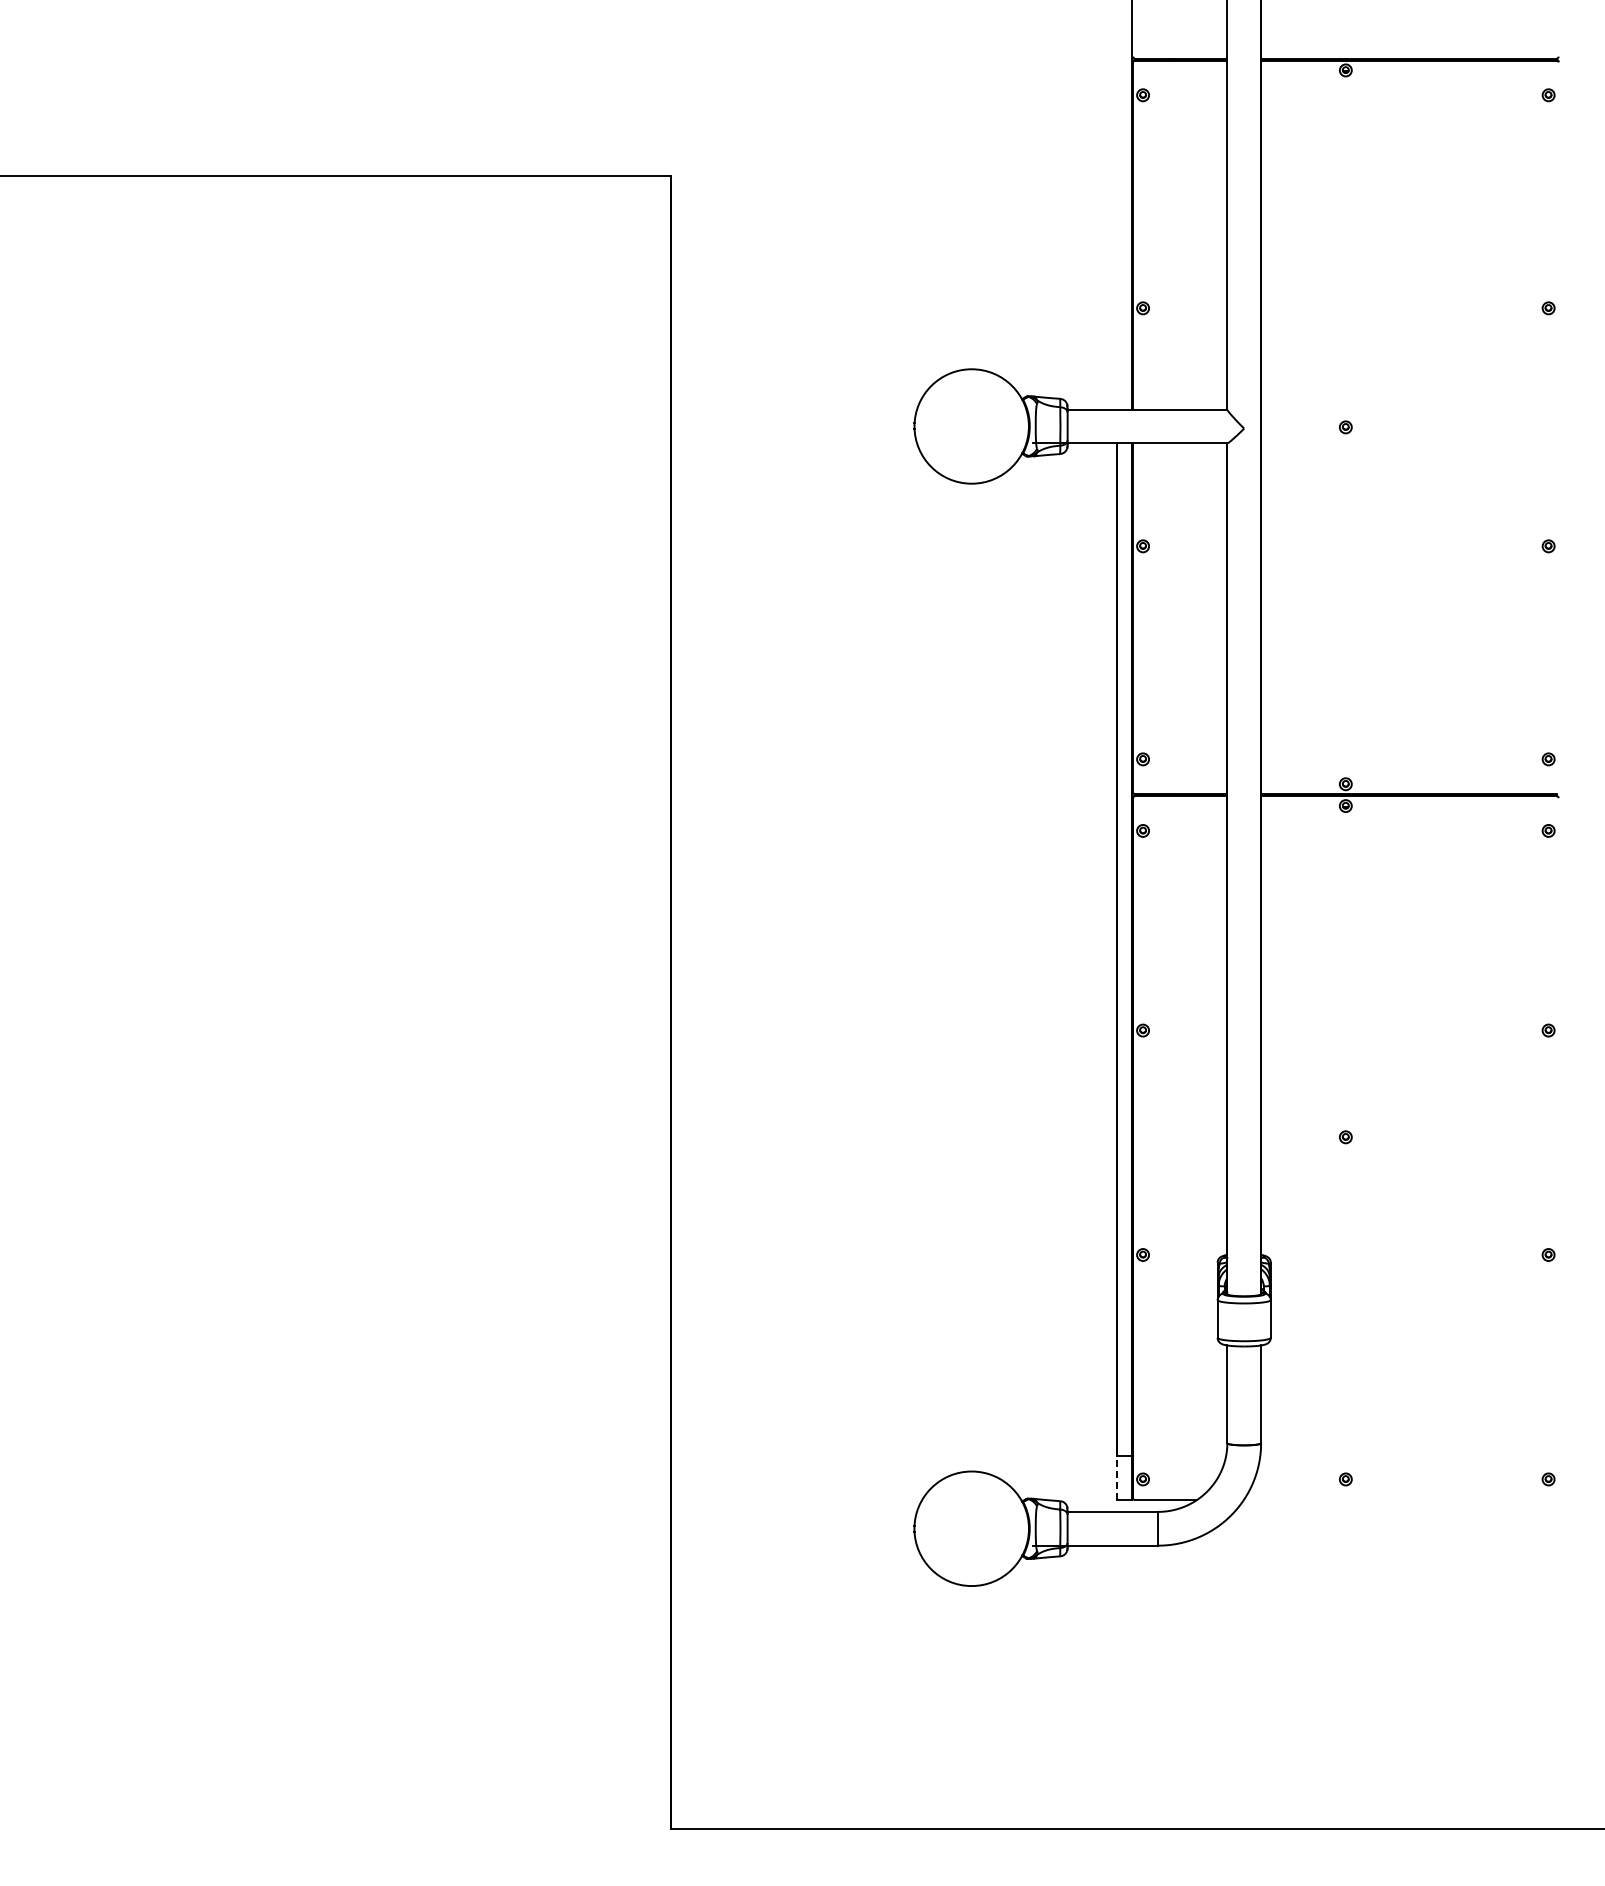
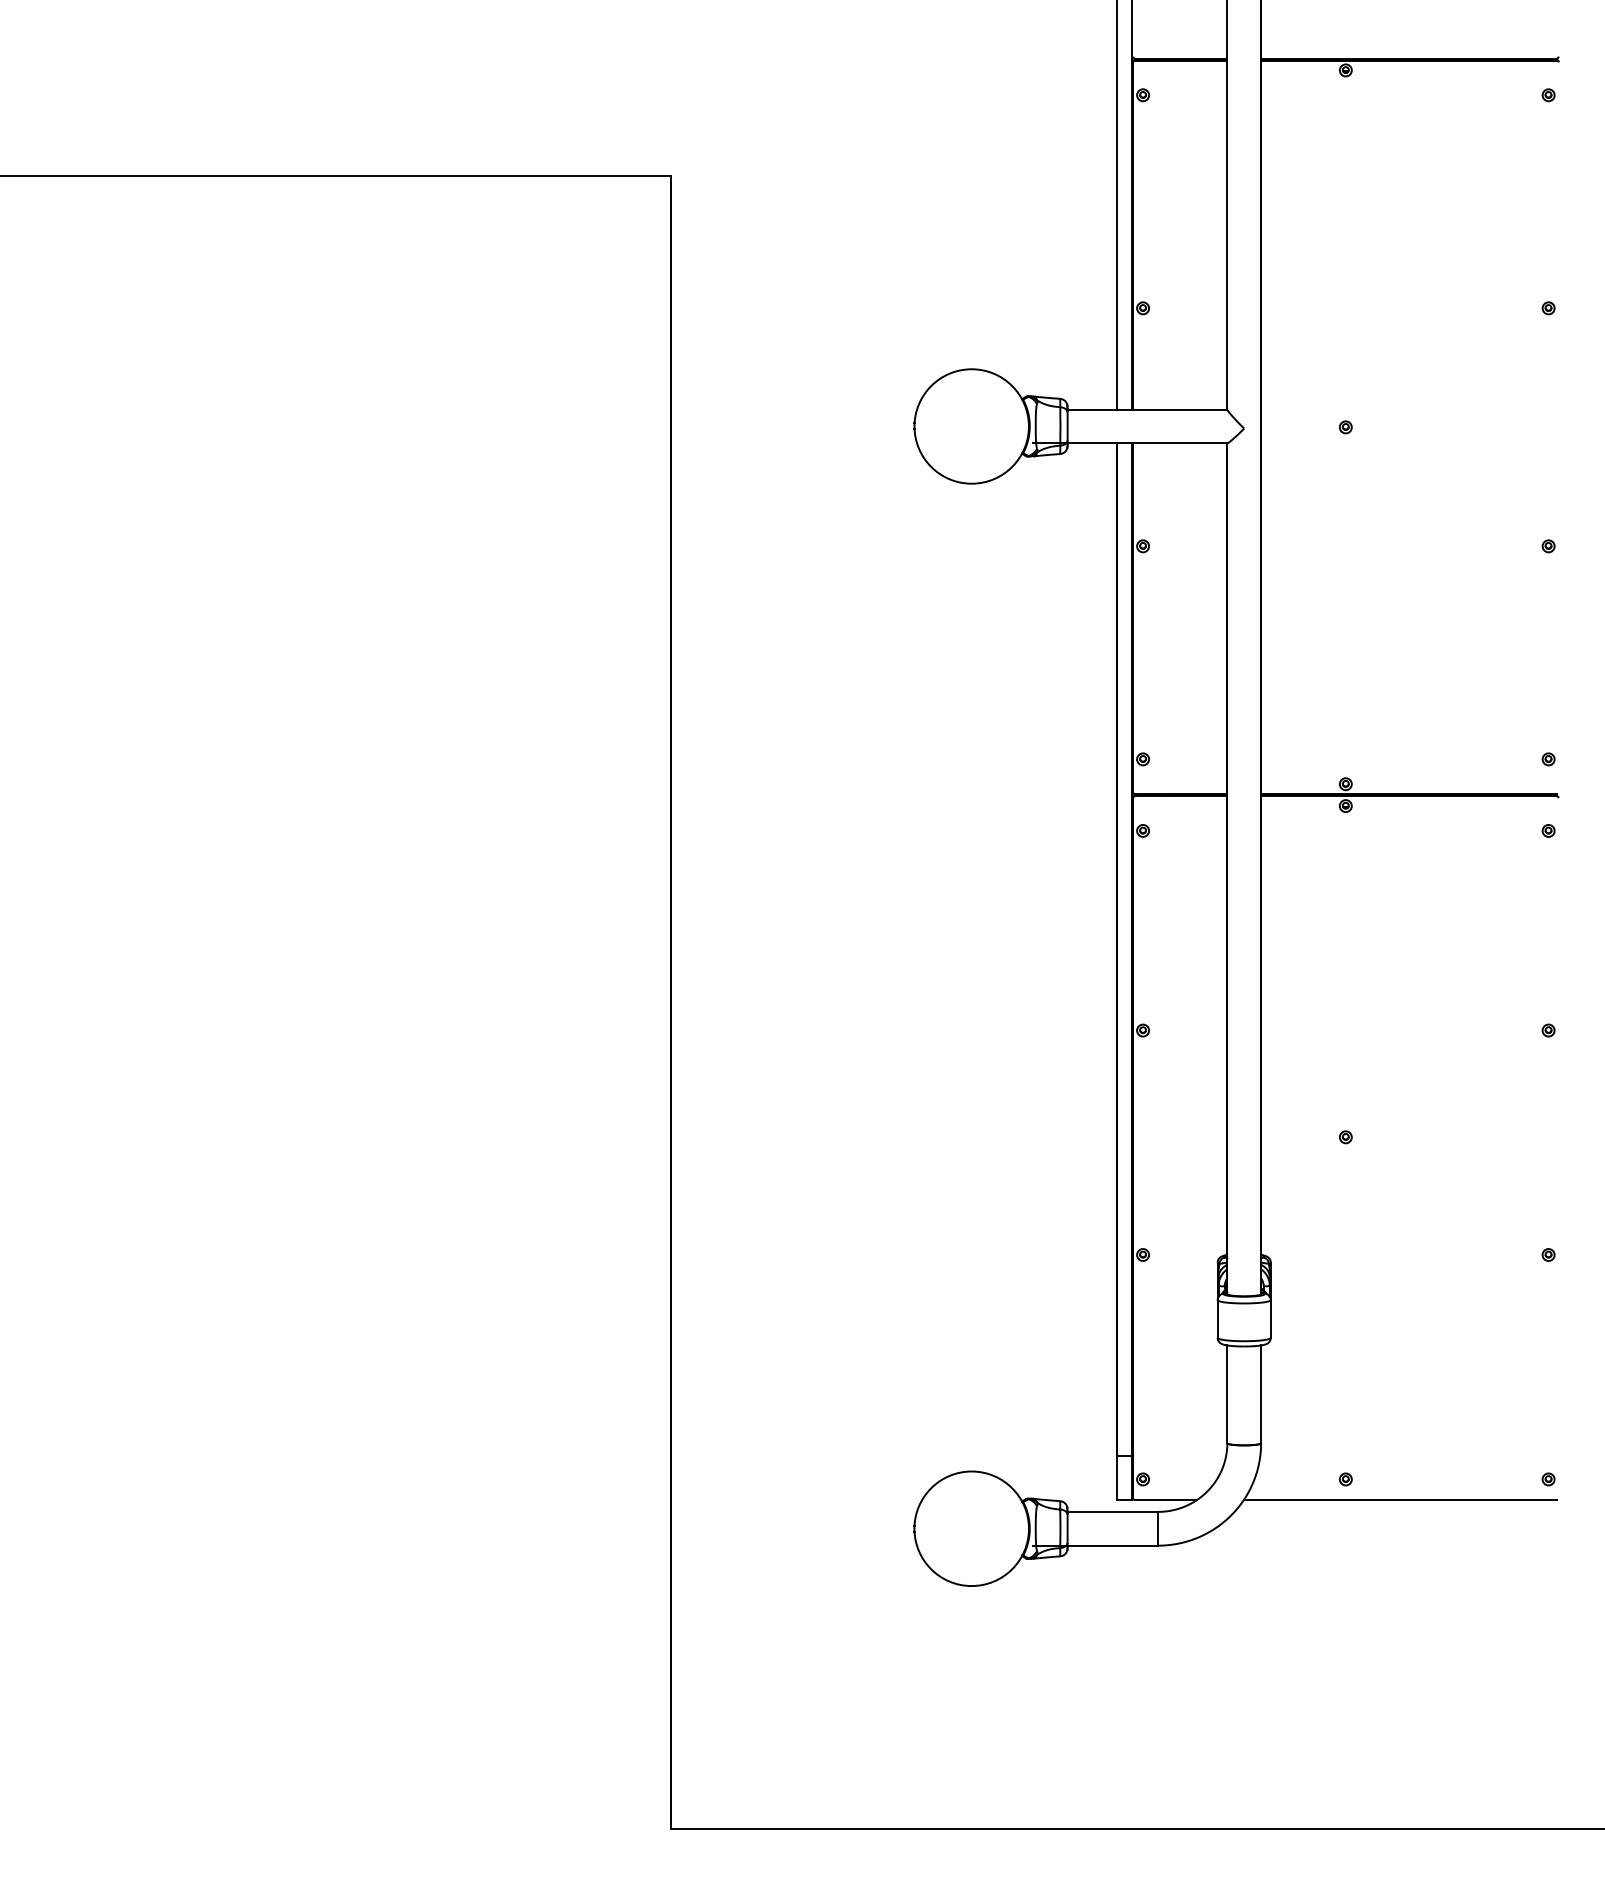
line: none -> present (1117, 205)
line: dashed -> solid (1117, 1477)
line: none -> present (1399, 1500)
